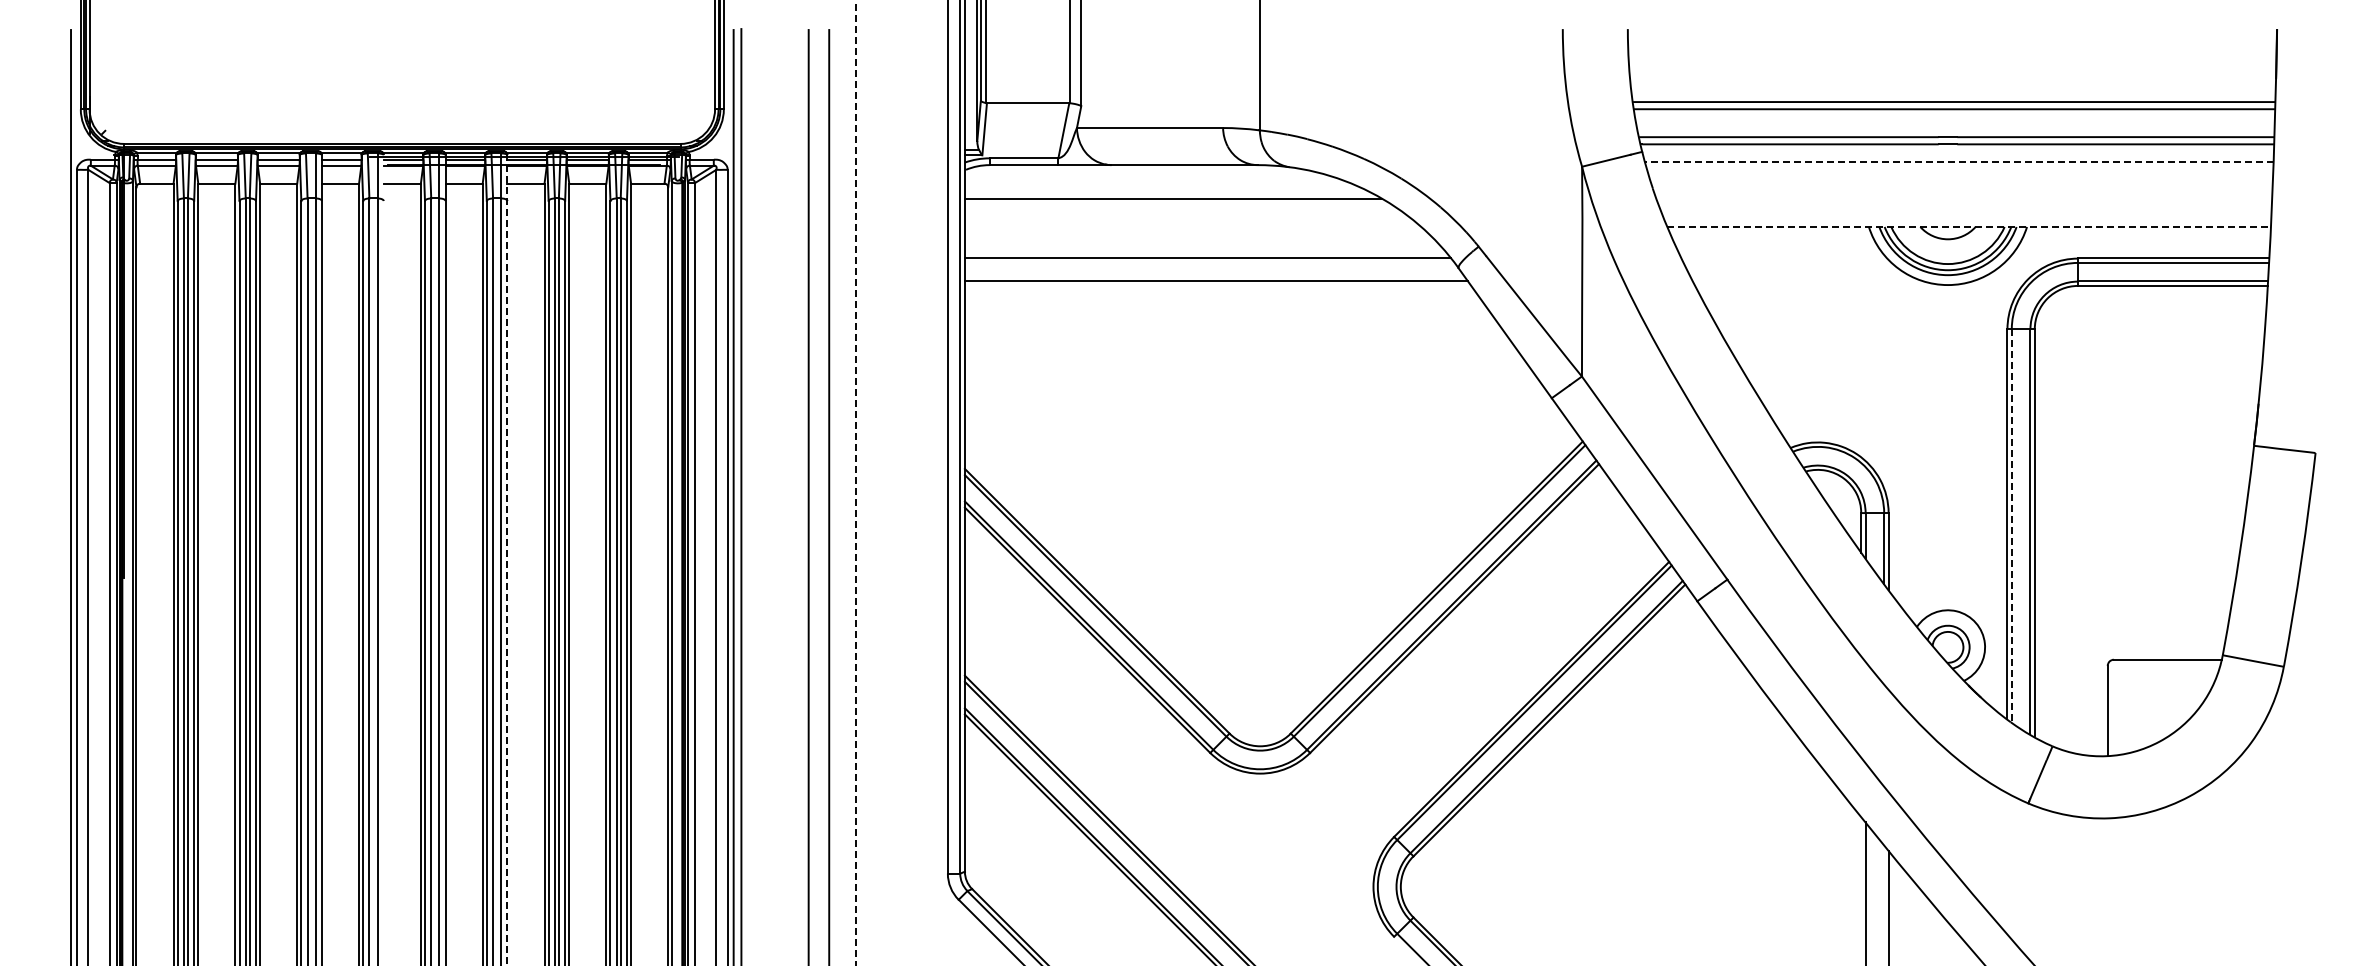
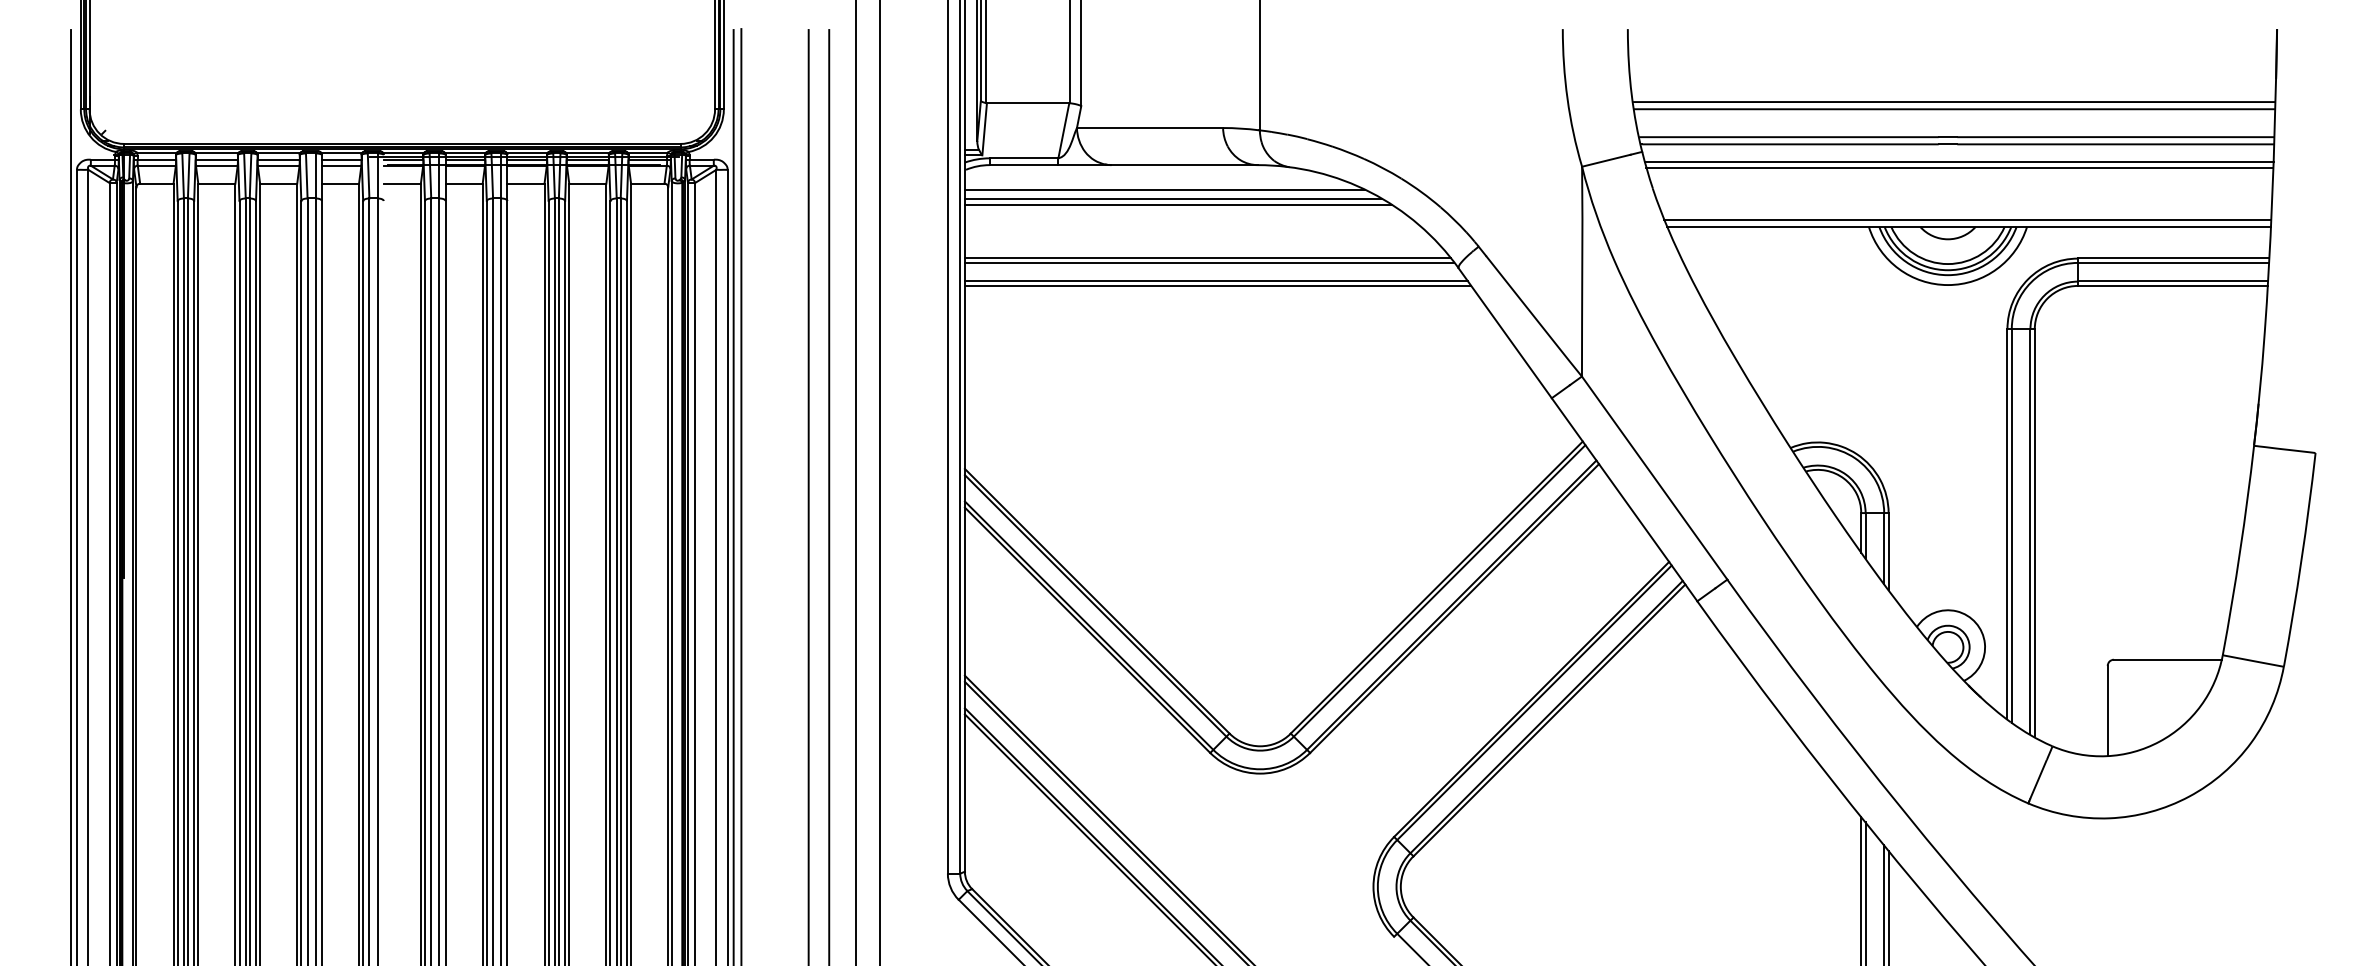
line: dashed -> solid (1958, 162)
line: none -> present (1959, 167)
line: none -> present (1164, 189)
line: none -> present (1178, 205)
line: none -> present (1967, 220)
line: dashed -> solid (1969, 226)
line: none -> present (1209, 262)
line: none -> present (1217, 285)
line: dashed -> solid (855, 482)
line: none -> present (880, 482)
line: dashed -> solid (2011, 526)
line: dashed -> solid (507, 560)
line: none -> present (1861, 889)
line: none -> present (1884, 903)
